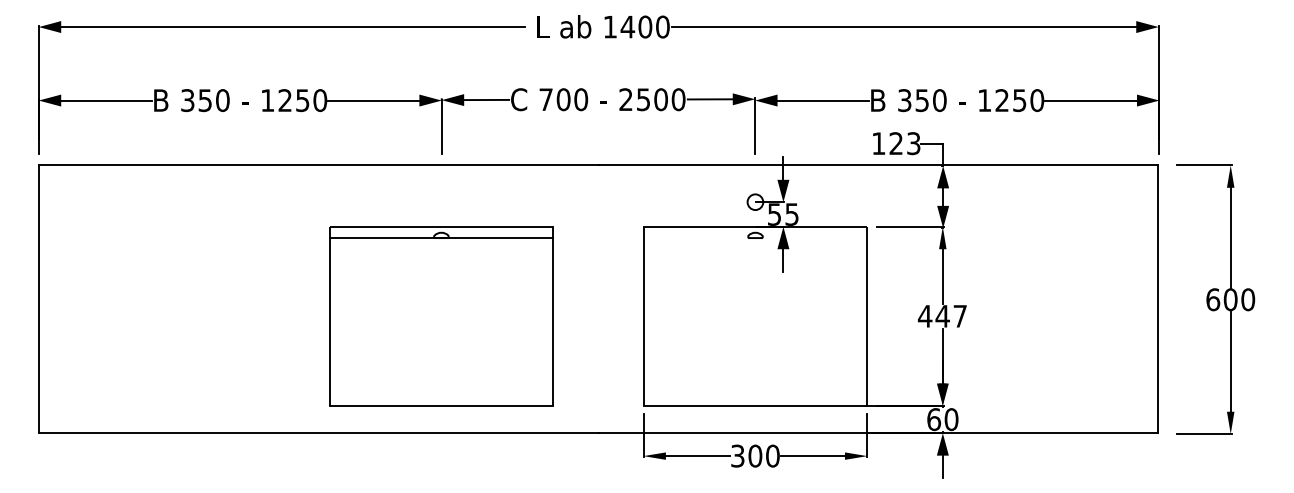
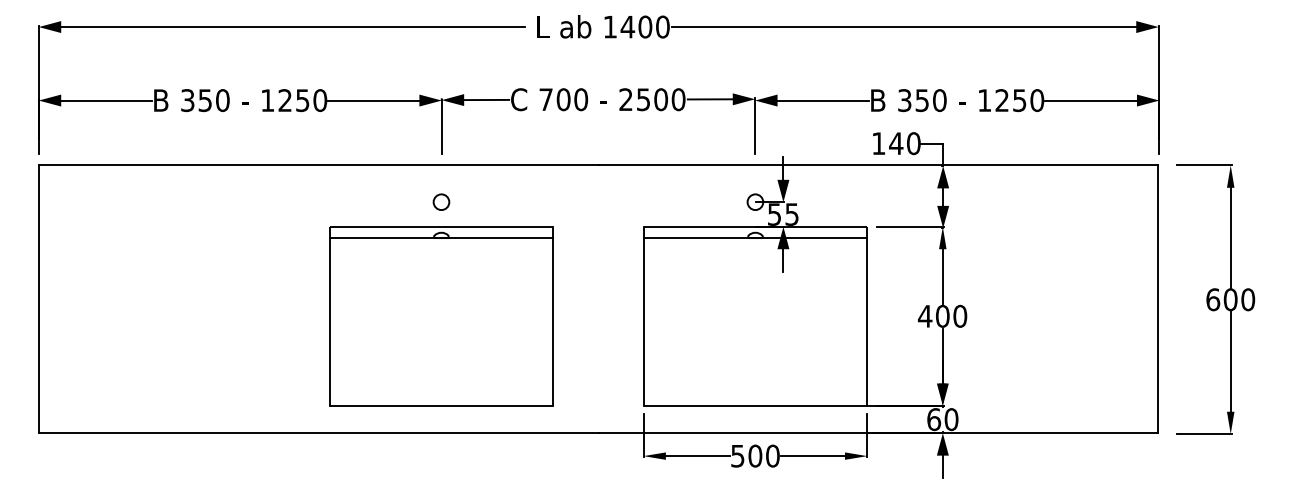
text: 123 -> 140 (904, 143)
circle: none -> present (441, 201)
line: none -> present (755, 238)
text: 447 -> 400 (951, 315)
text: 300 -> 500 (737, 455)
